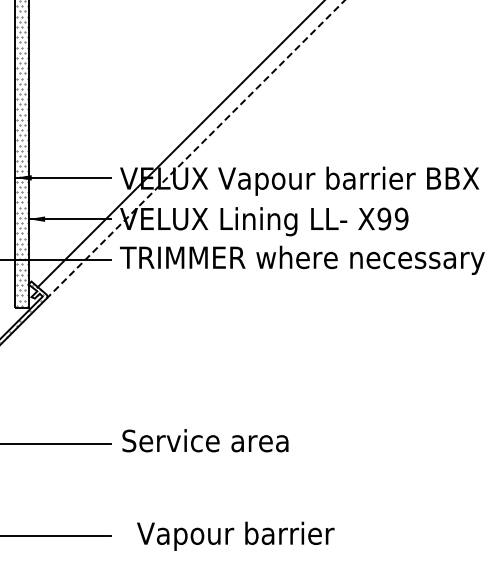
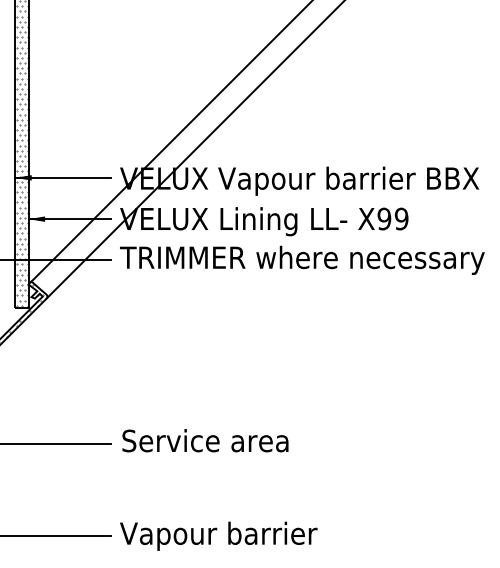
line position: (180, 144) -> (170, 141) (170, 141)
line: dashed -> solid (195, 149)
text position: (235, 535) -> (218, 535) (218, 535)
